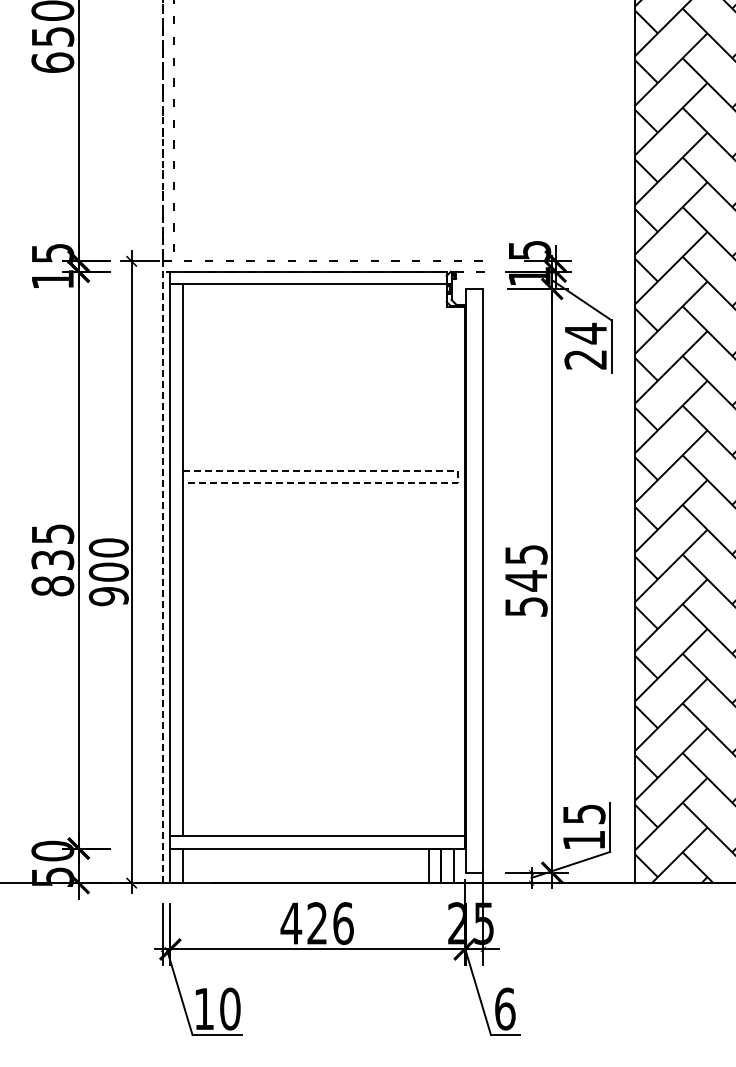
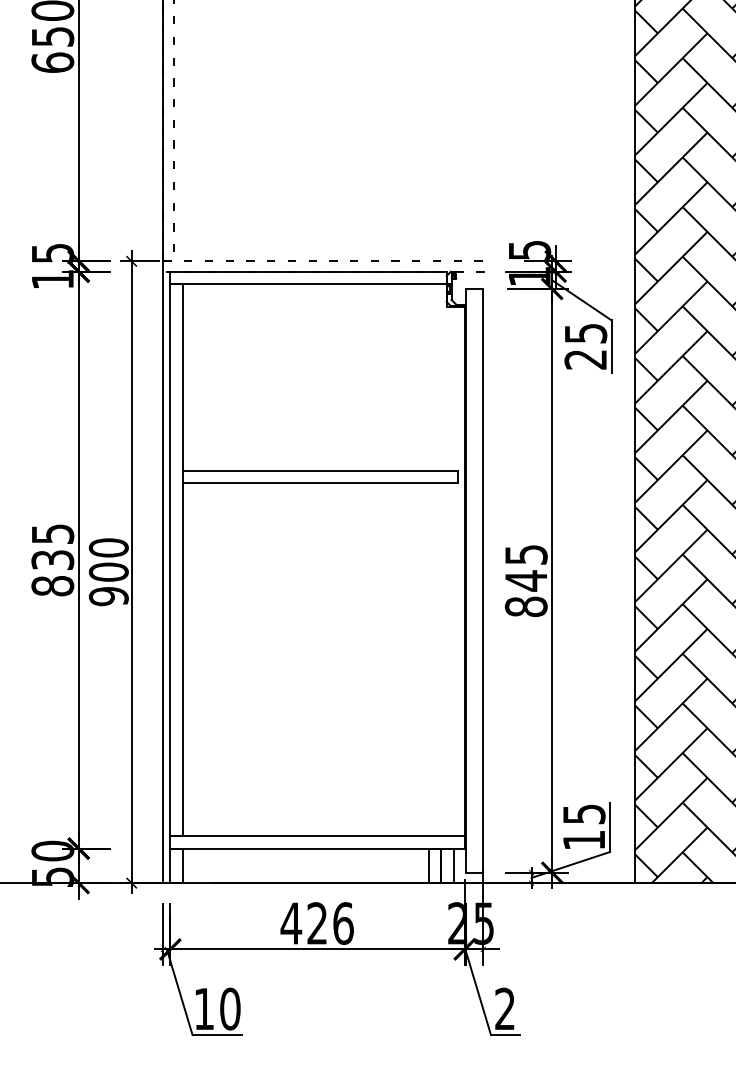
text: 24 -> 25 (586, 333)
line: dashed -> solid (163, 441)
line: dashed -> solid (457, 477)
text: 545 -> 845 (525, 606)
text: 6 -> 2 (505, 1008)
